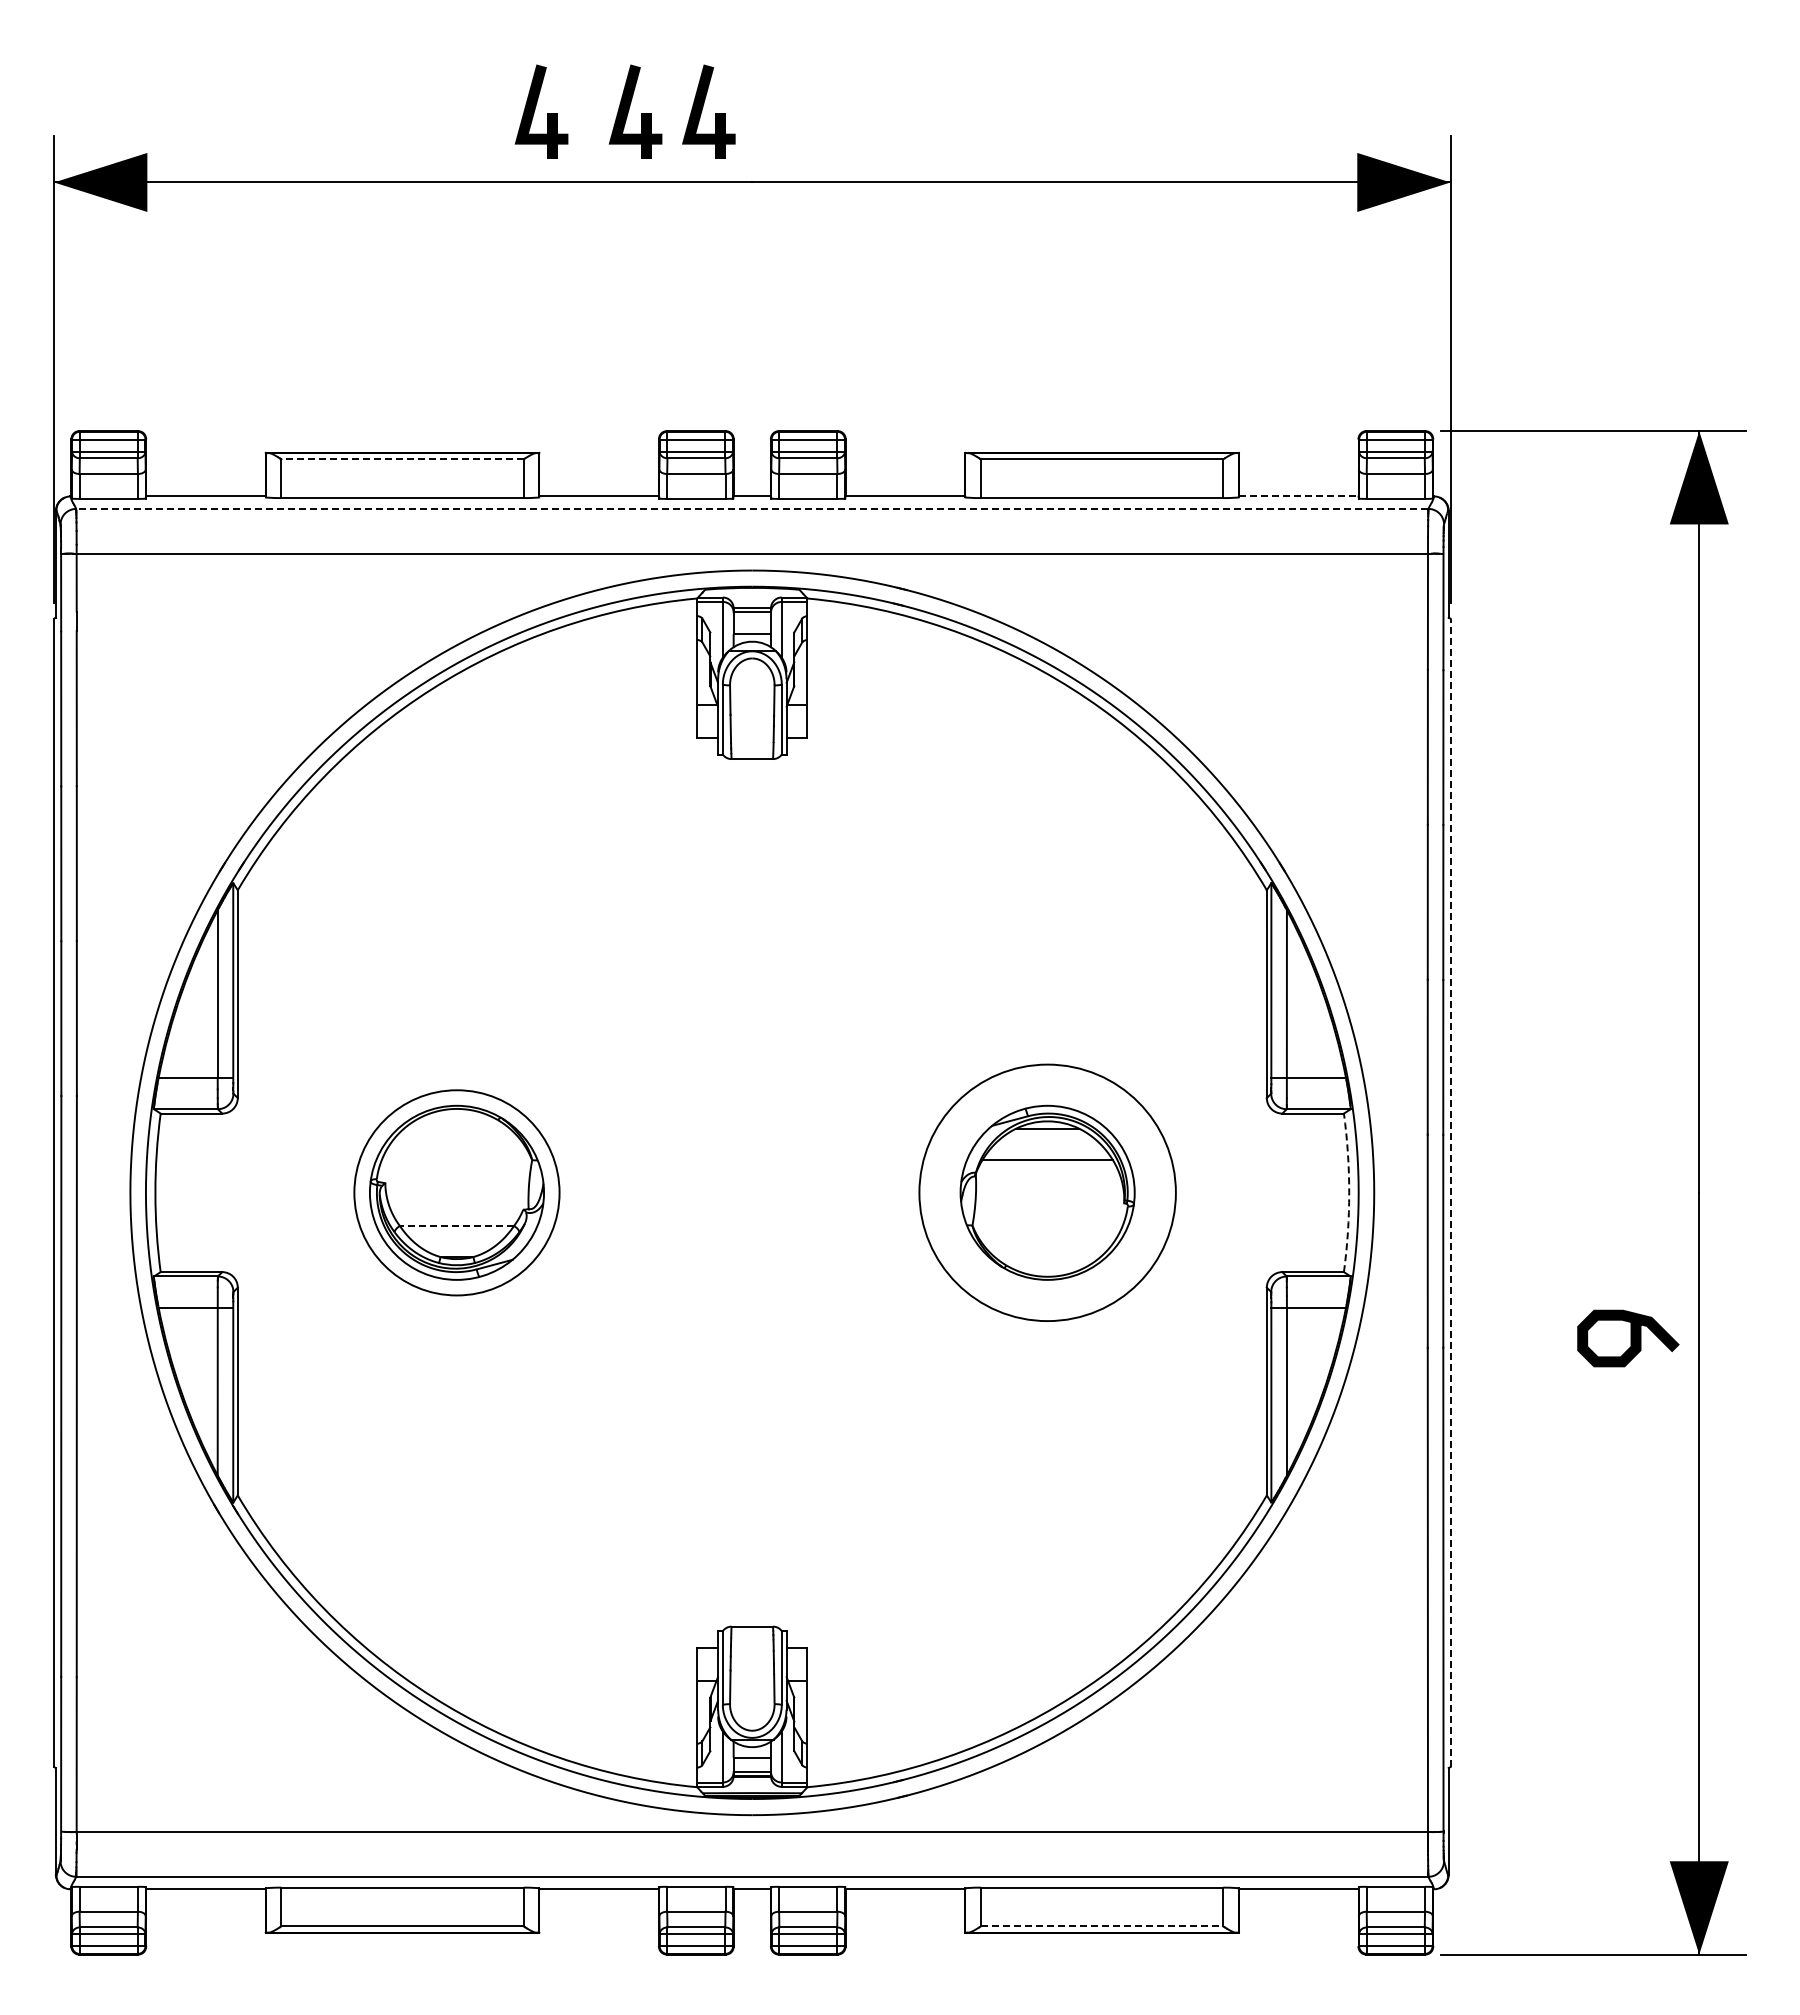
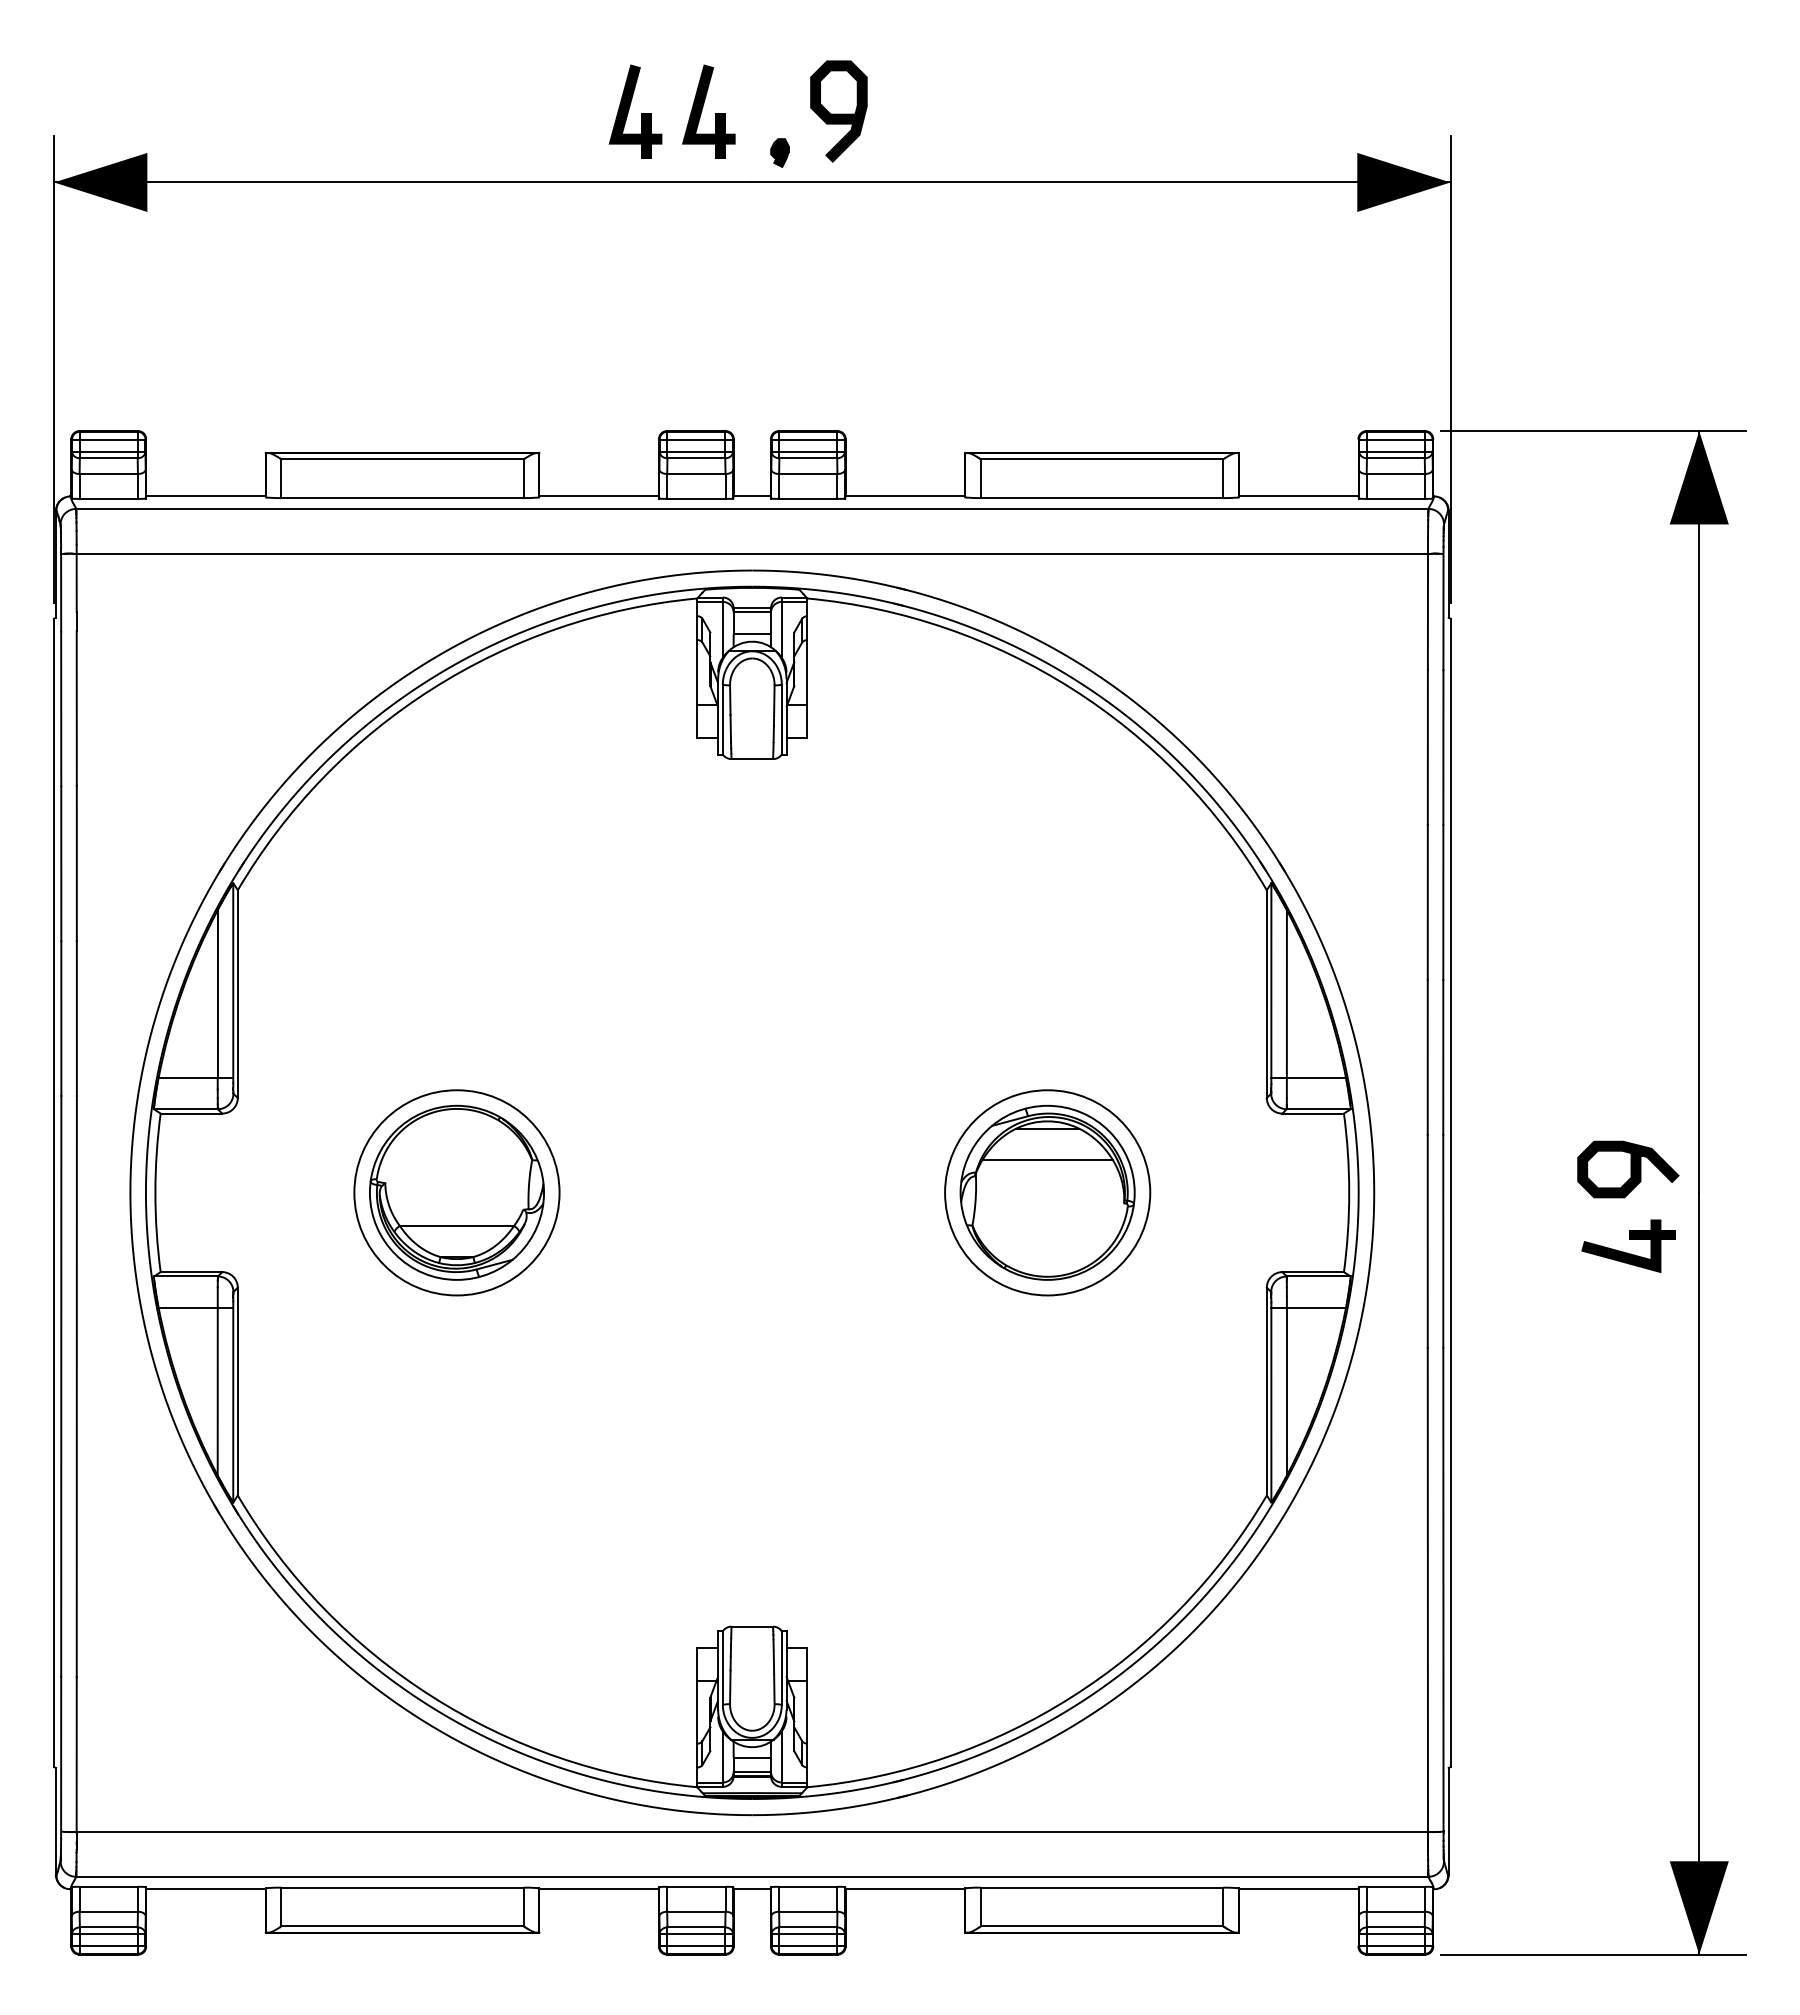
part: present -> none (535, 110)
curve: none -> present (838, 113)
part: none -> present (779, 152)
line: dashed -> solid (402, 459)
line: dashed -> solid (1298, 496)
line: dashed -> solid (751, 508)
circle diameter: 256 px -> 205 px (1047, 1192)
arc: dashed -> solid (1349, 1192)
line: dashed -> solid (1450, 1192)
line: dashed -> solid (456, 1226)
part: none -> present (1629, 1239)
curve position: (1630, 1338) -> (1630, 1169) (1630, 1169)
line: dashed -> solid (1102, 1926)
